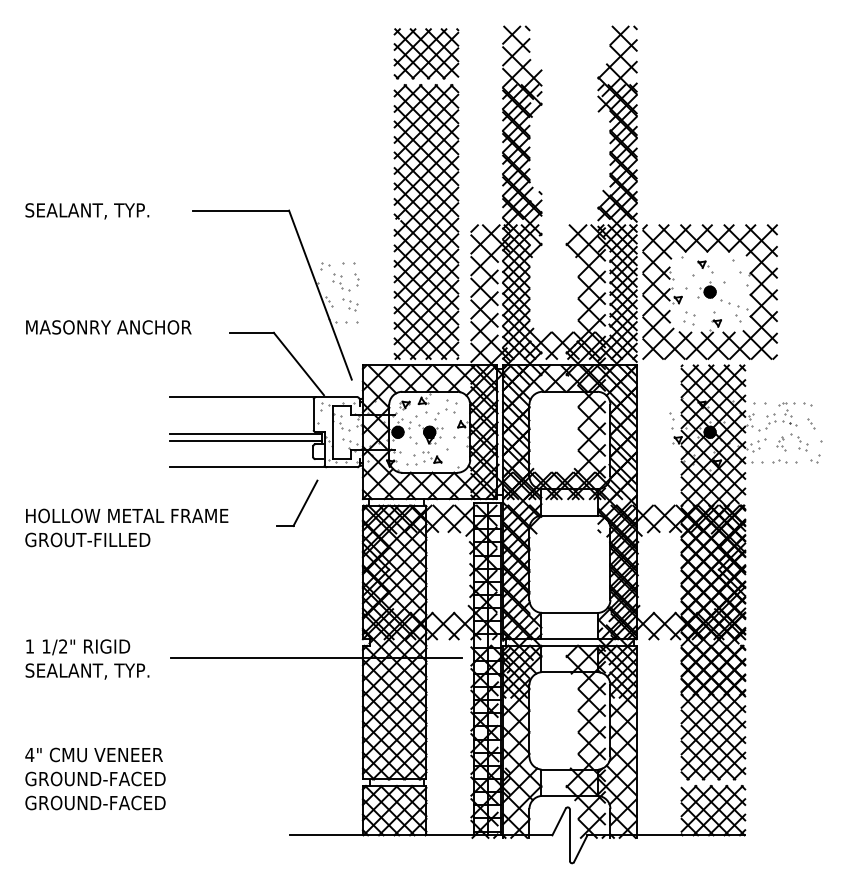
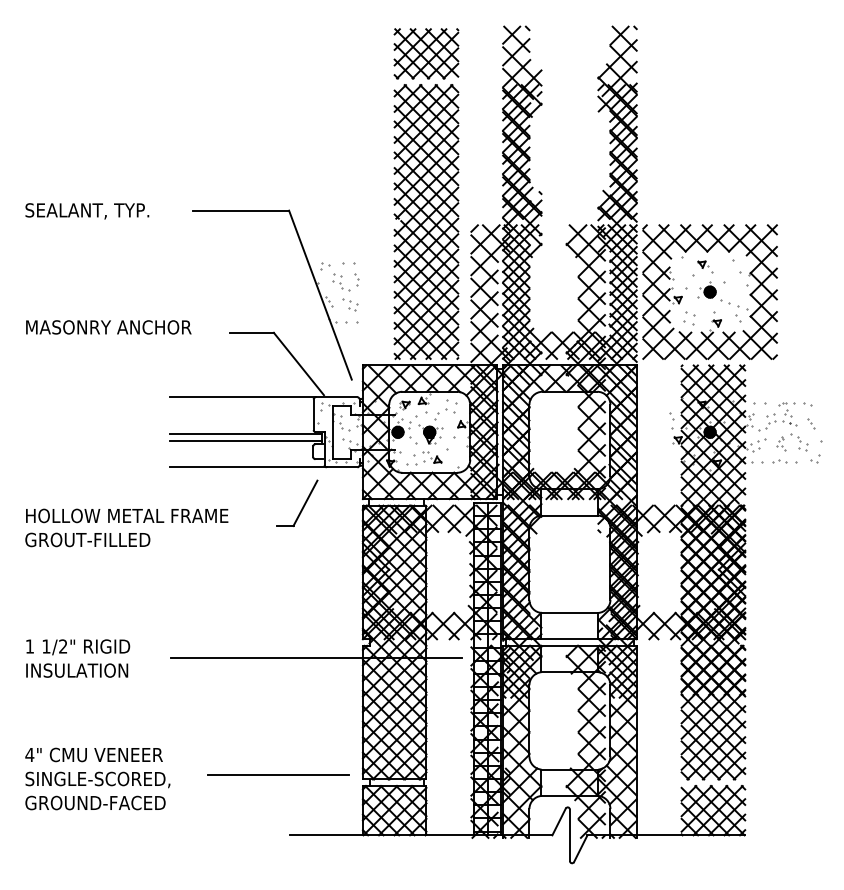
text: SEALANT, TYP. -> INSULATION (87, 671)
line: none -> present (278, 775)
text: GROUND-FACED -> SINGLE-SCORED, (97, 779)
